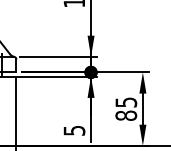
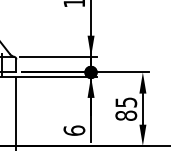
text: 5 -> 6 (74, 130)
